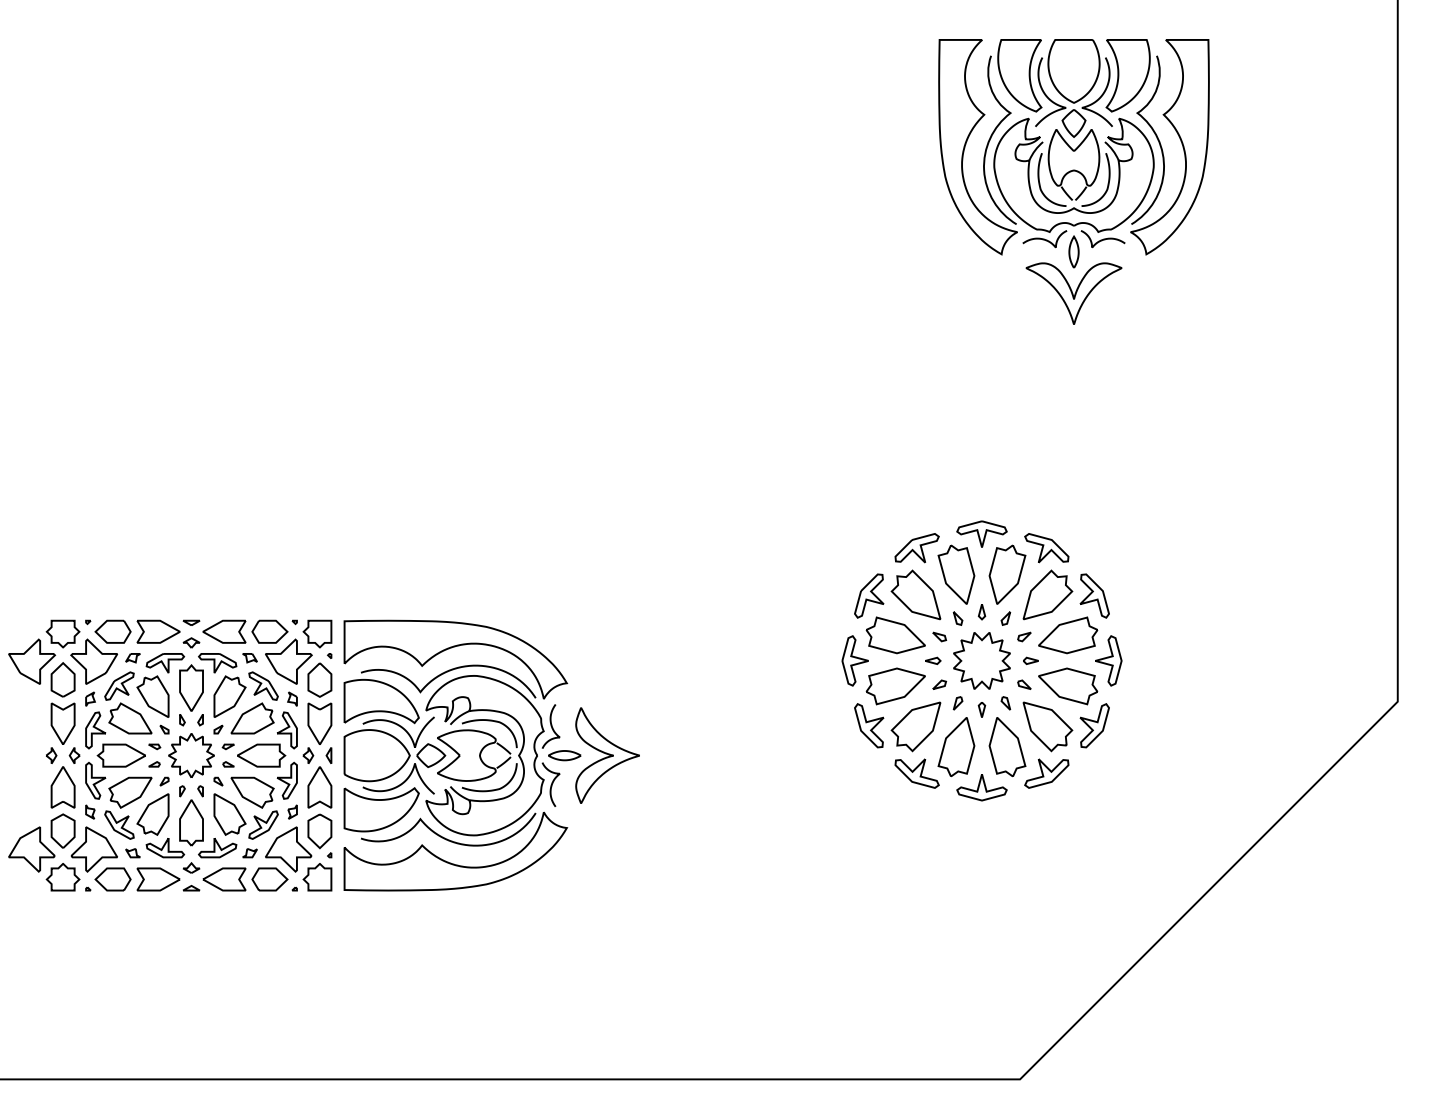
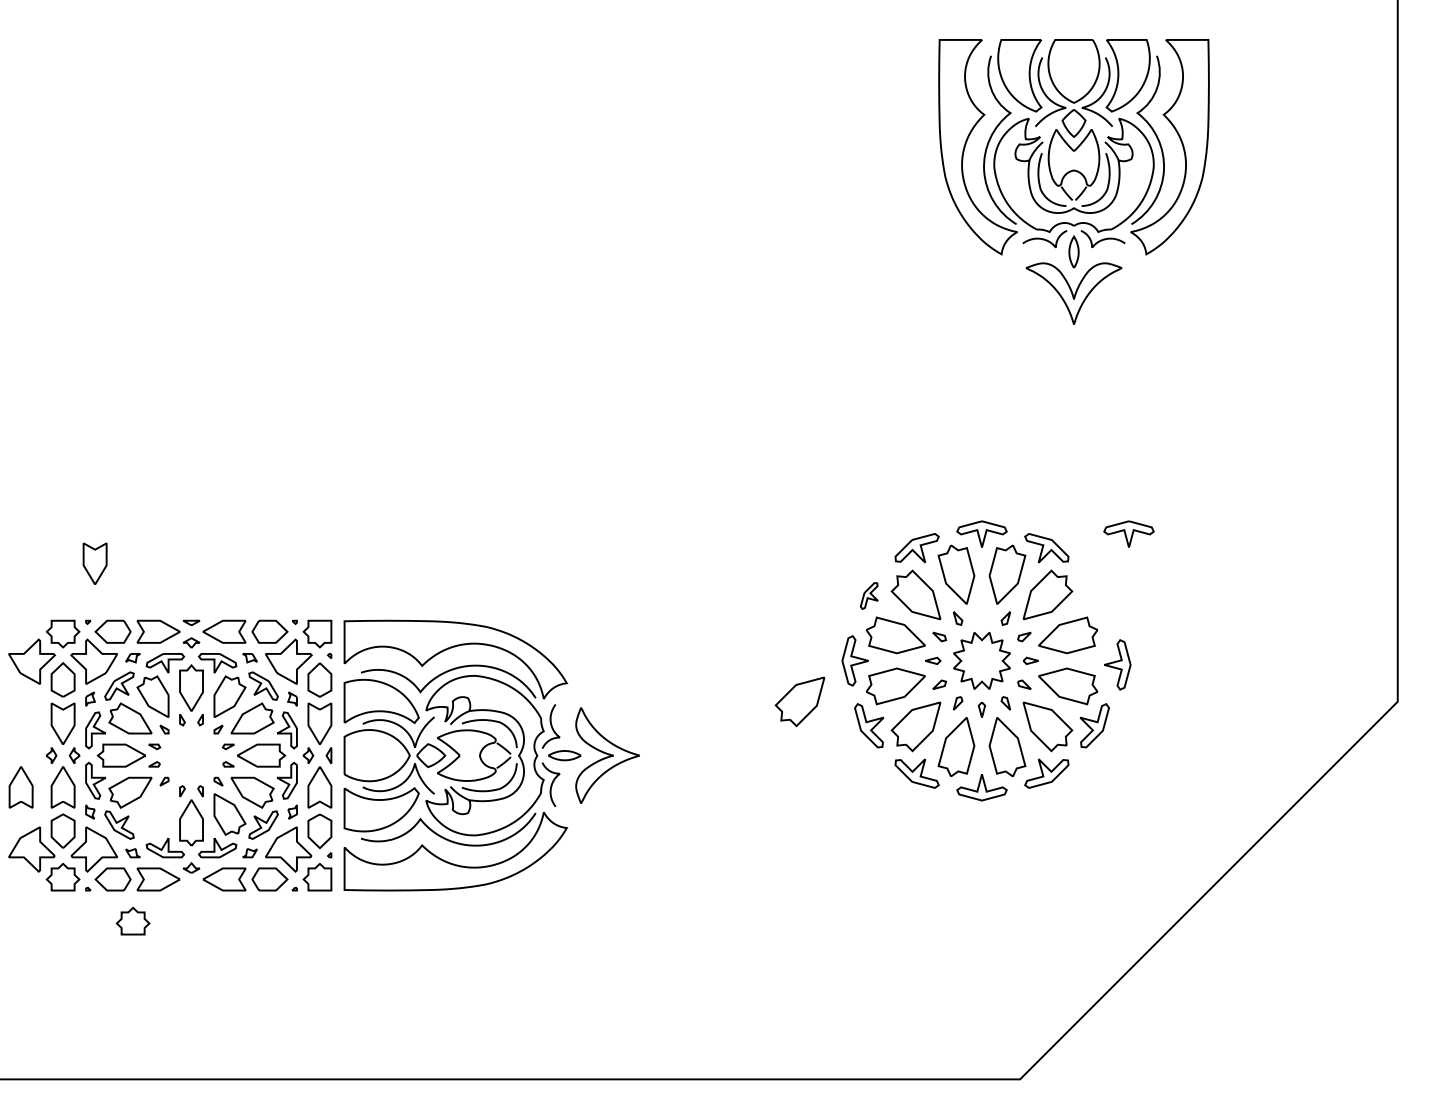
part: none -> present (1128, 533)
part: none -> present (94, 563)
part size: 31x46 px -> 20x28 px (868, 595)
part: present -> none (1094, 595)
part: present -> none (981, 612)
part position: (1108, 660) -> (1117, 664) (1117, 664)
part: none -> present (799, 701)
part: present -> none (191, 755)
part: none -> present (20, 787)
part: present -> none (152, 814)
part: present -> none (191, 888)
part: none -> present (132, 921)
